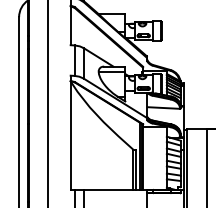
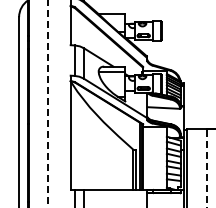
line: solid -> dashed (48, 104)
line: solid -> dashed (206, 167)
